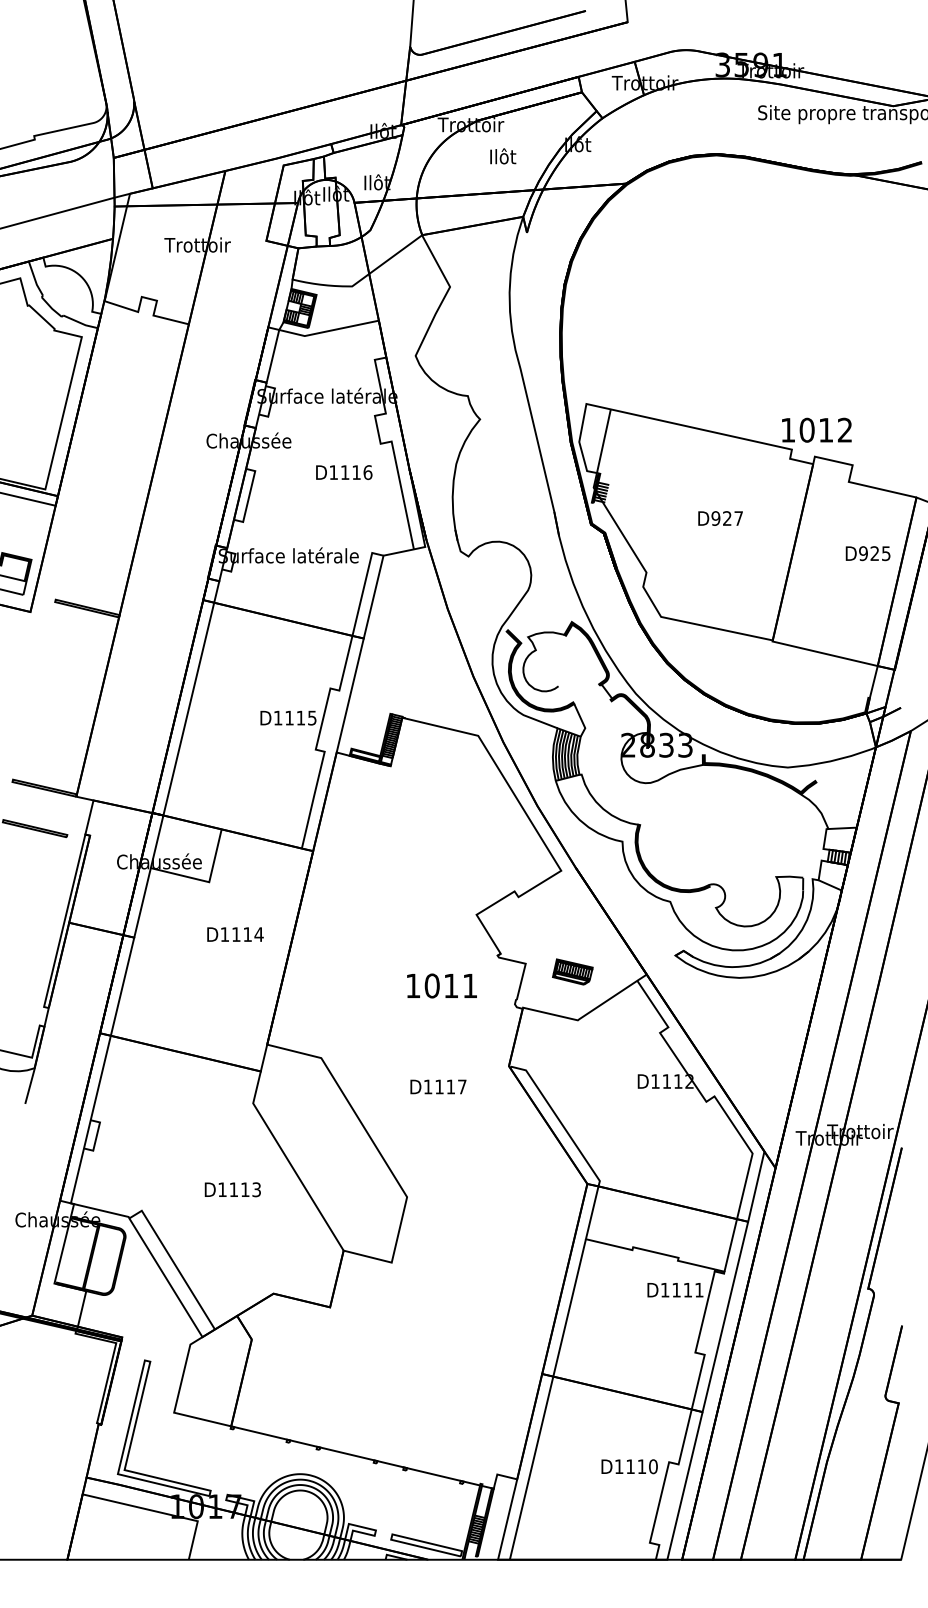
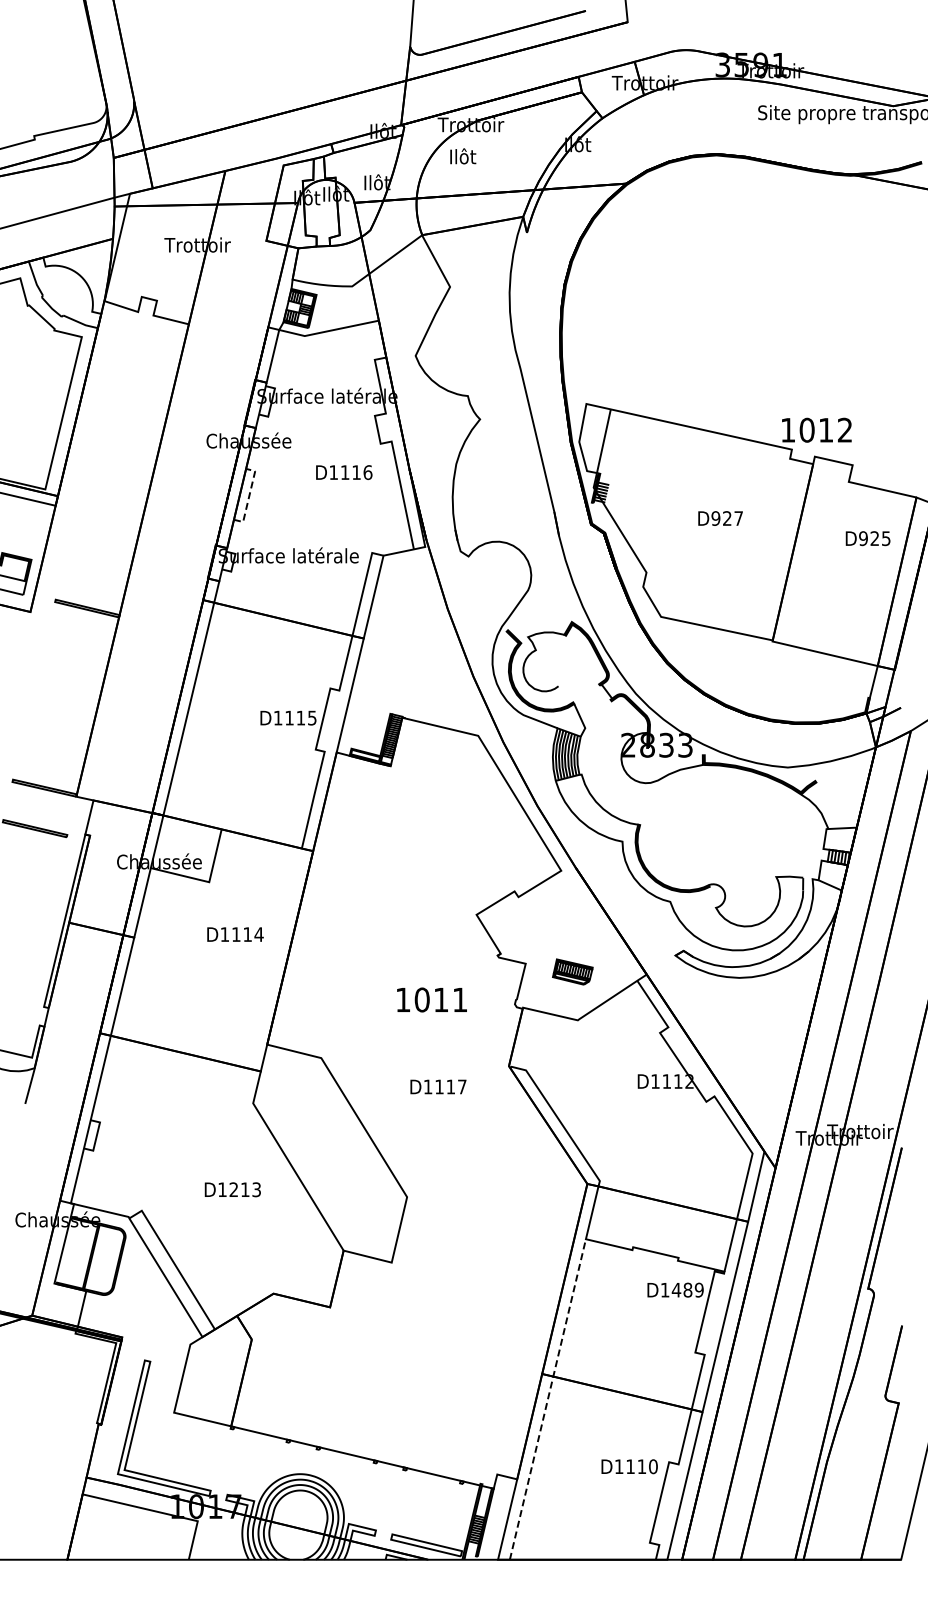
text position: (503, 156) -> (463, 156) (463, 156)
line: solid -> dashed (249, 496)
text position: (867, 553) -> (867, 538) (867, 538)
text position: (441, 985) -> (431, 999) (431, 999)
text: D1113 -> D1213 (233, 1189)
text: D1111 -> D1489 (687, 1289)
line: solid -> dashed (548, 1398)
